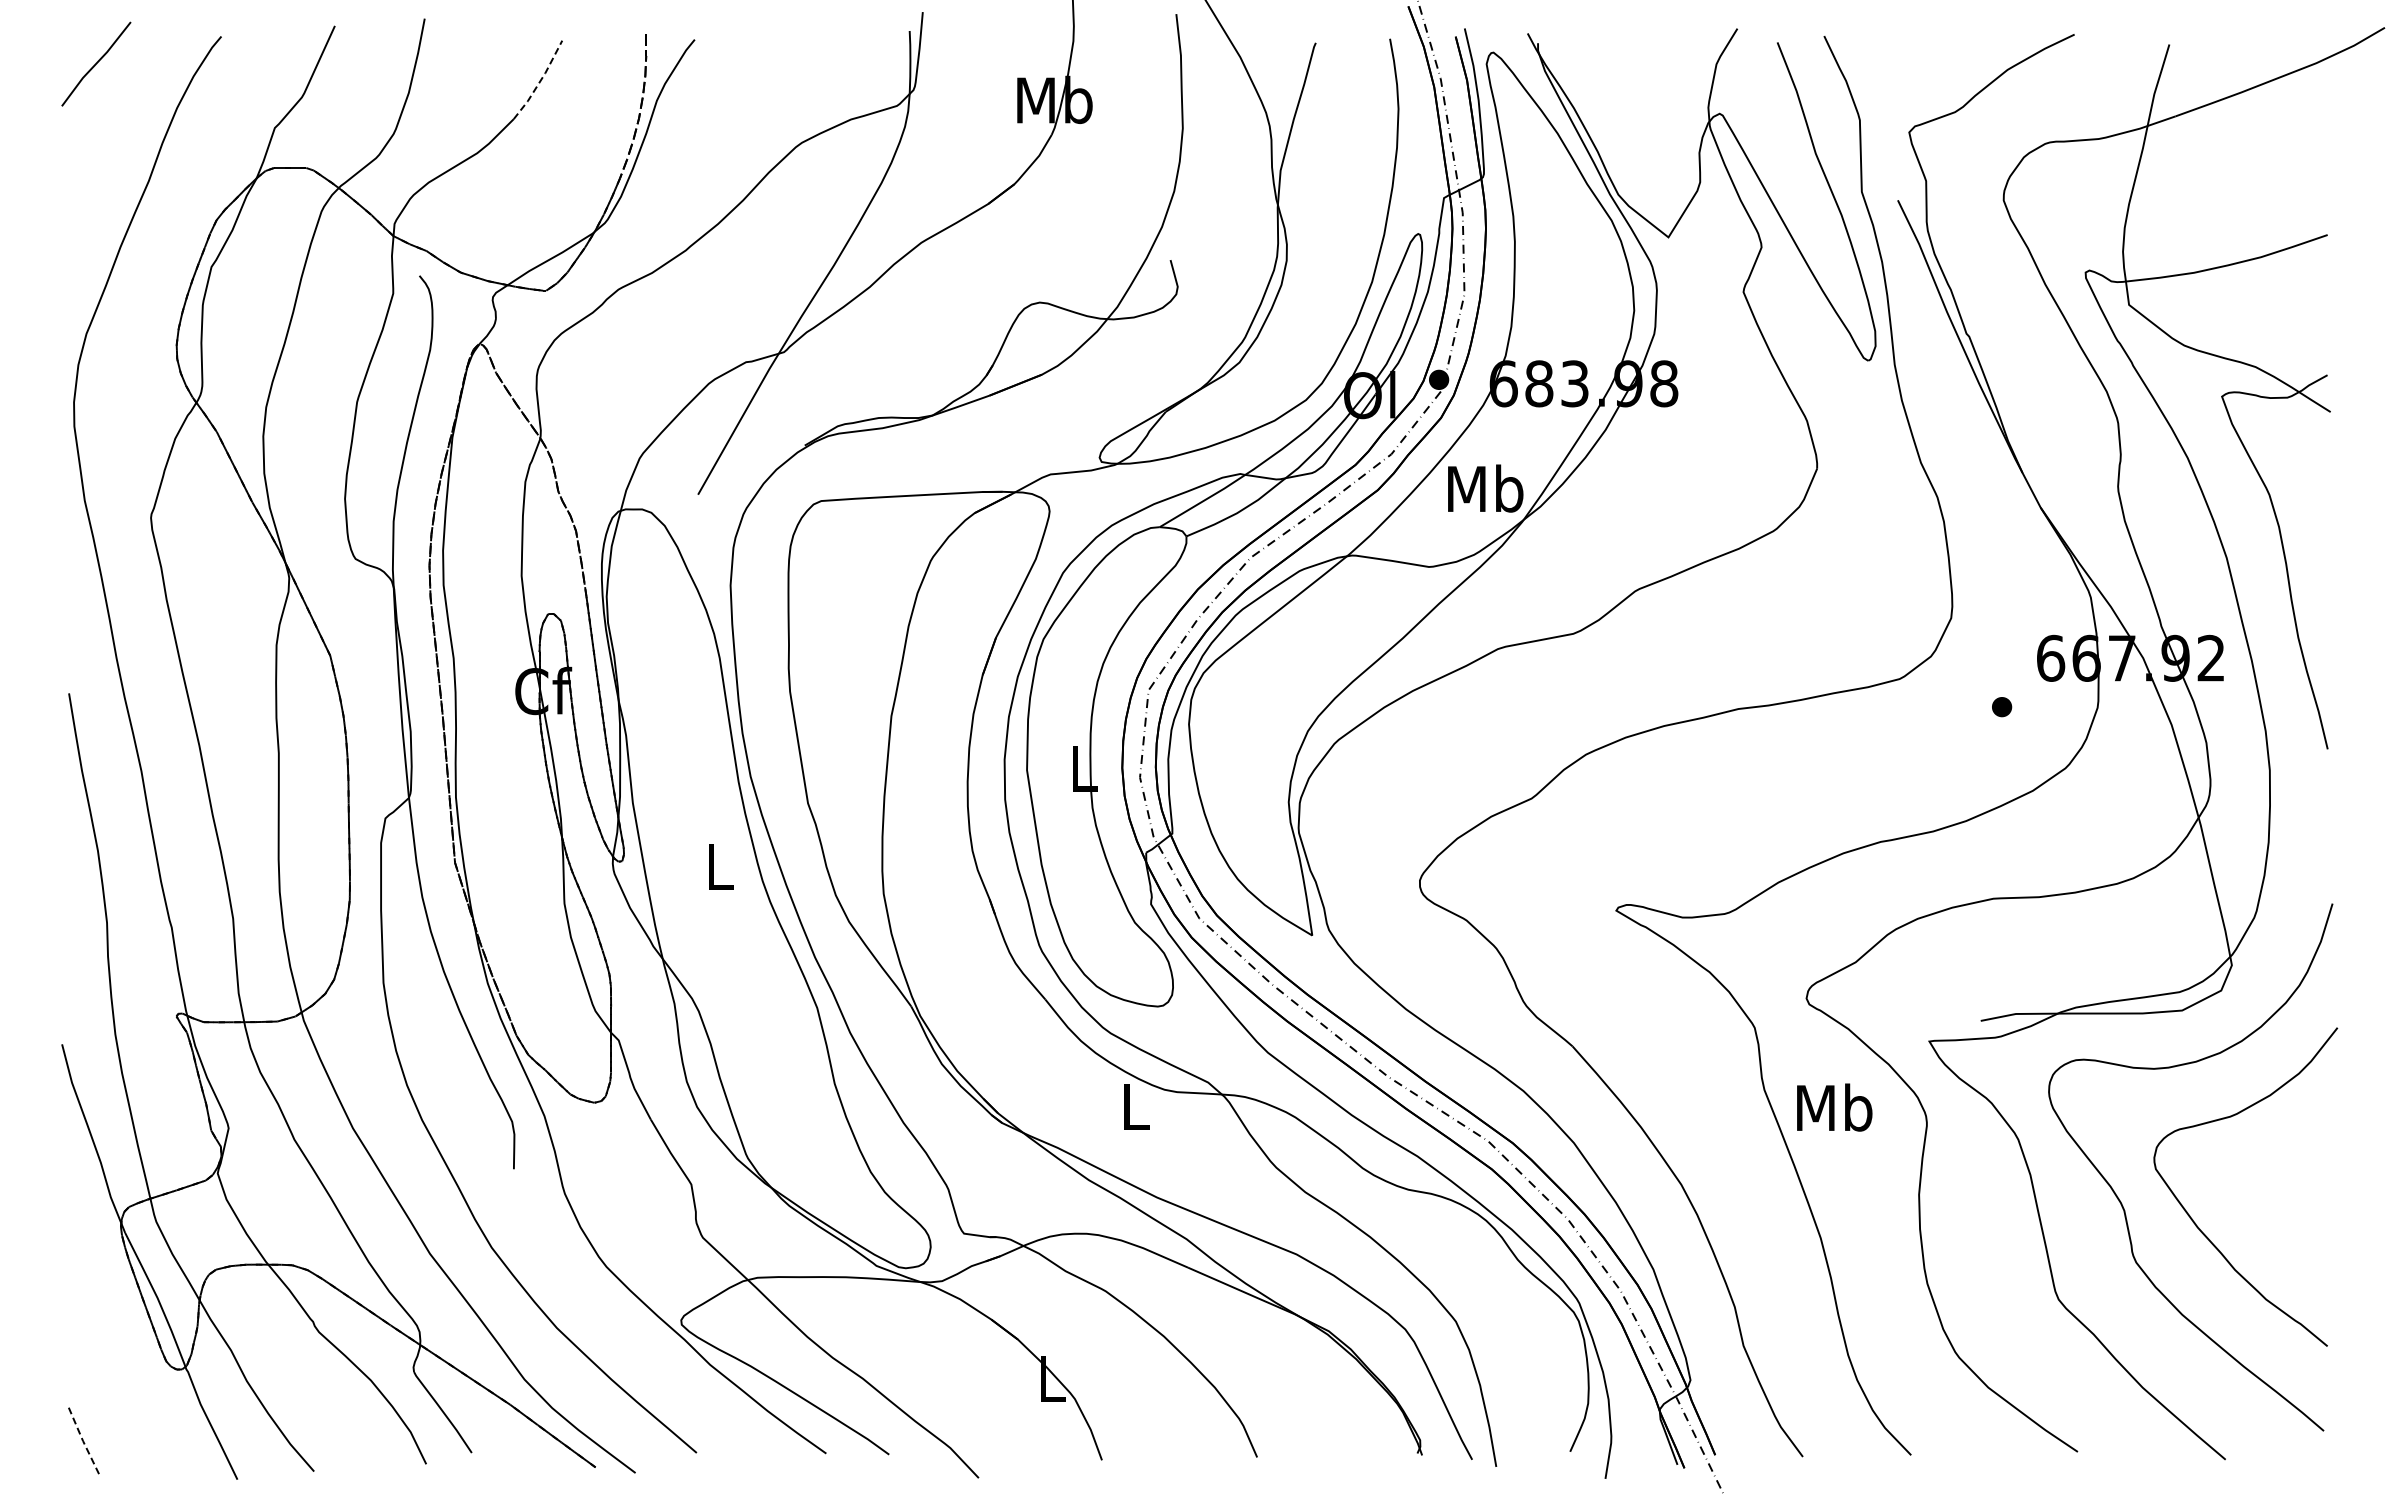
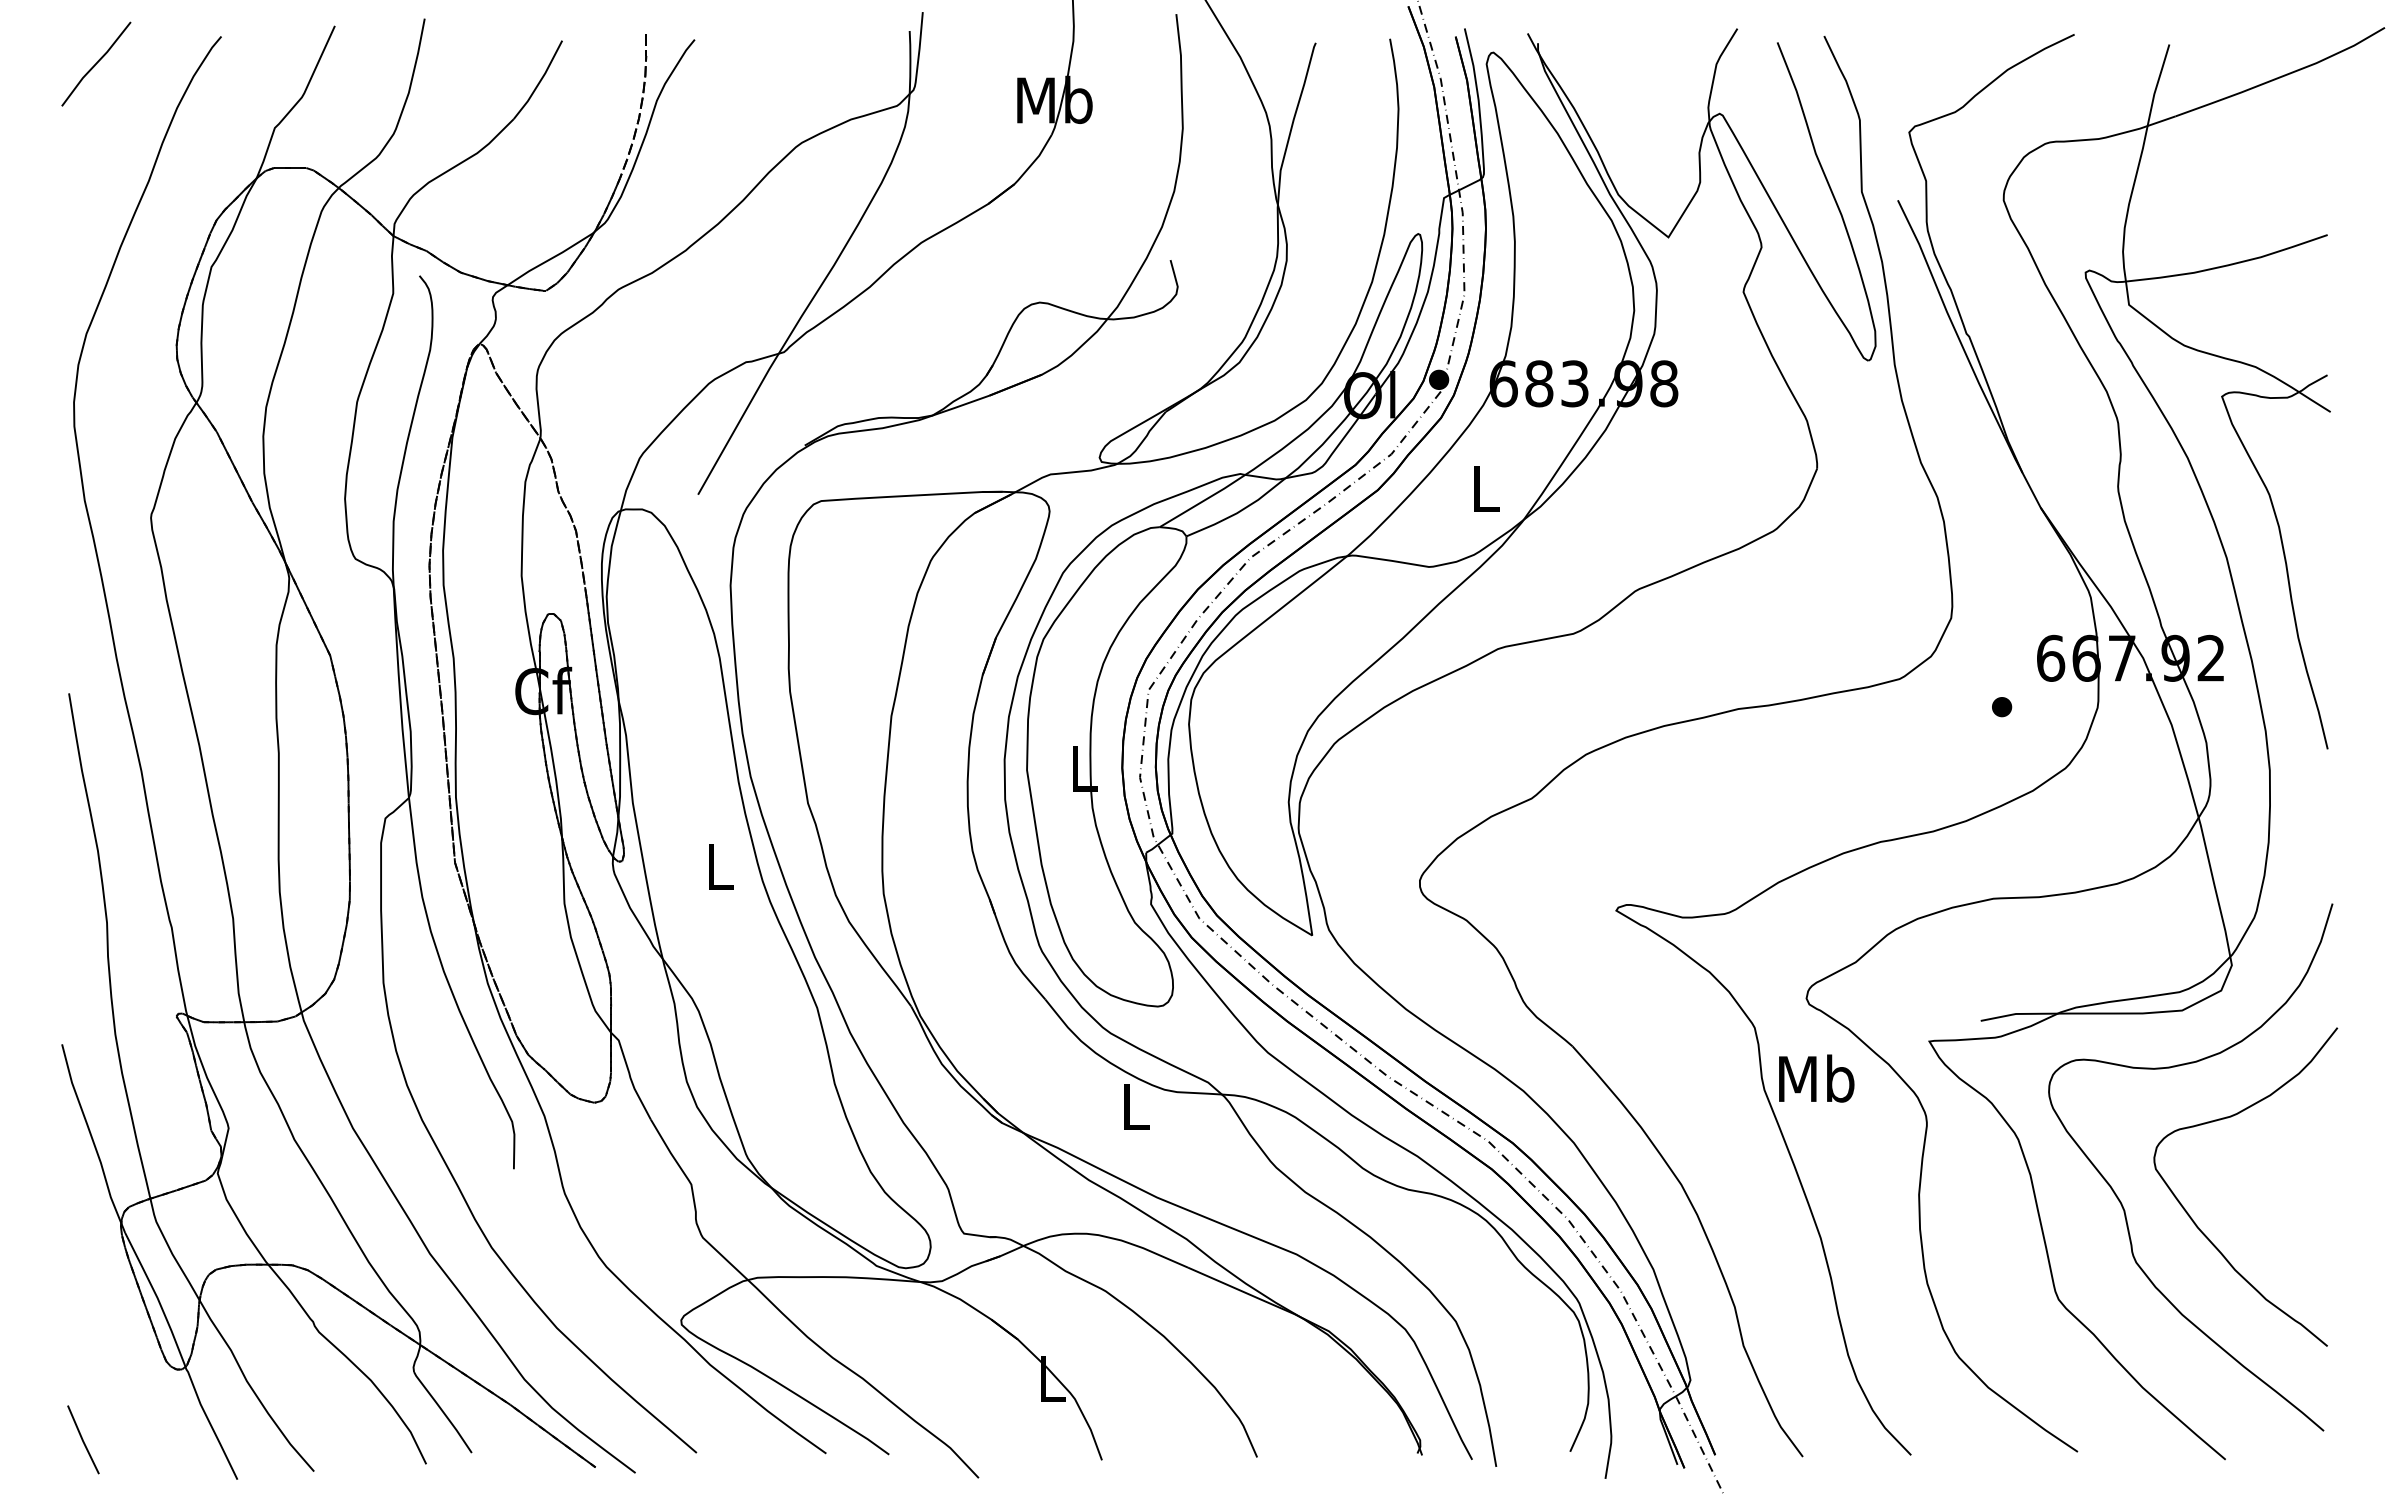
line: dashed -> solid (540, 80)
text: Mb -> L (1485, 488)
text position: (1834, 1107) -> (1816, 1078) (1816, 1078)
line: dashed -> solid (82, 1439)
